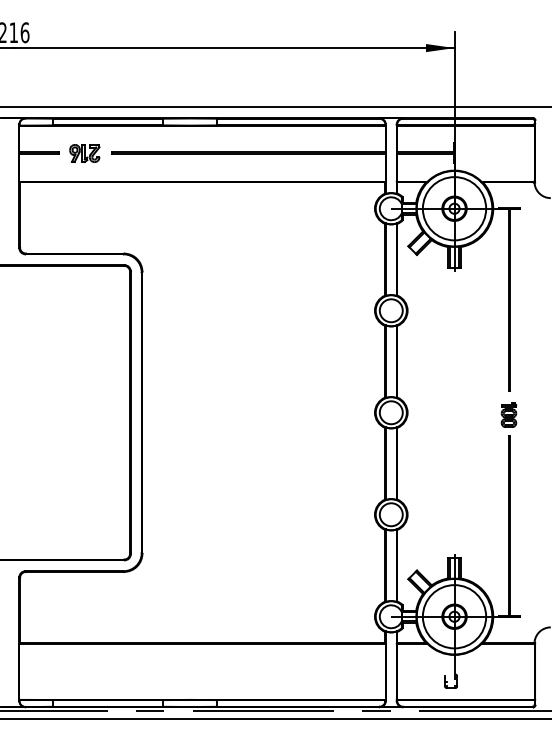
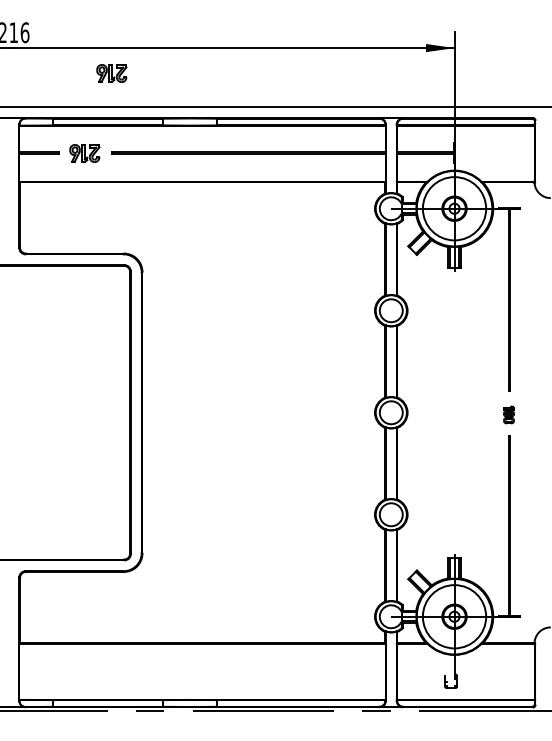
part: none -> present (111, 73)
part size: 18x26 px -> 12x20 px (508, 414)
line: present -> none (275, 718)
